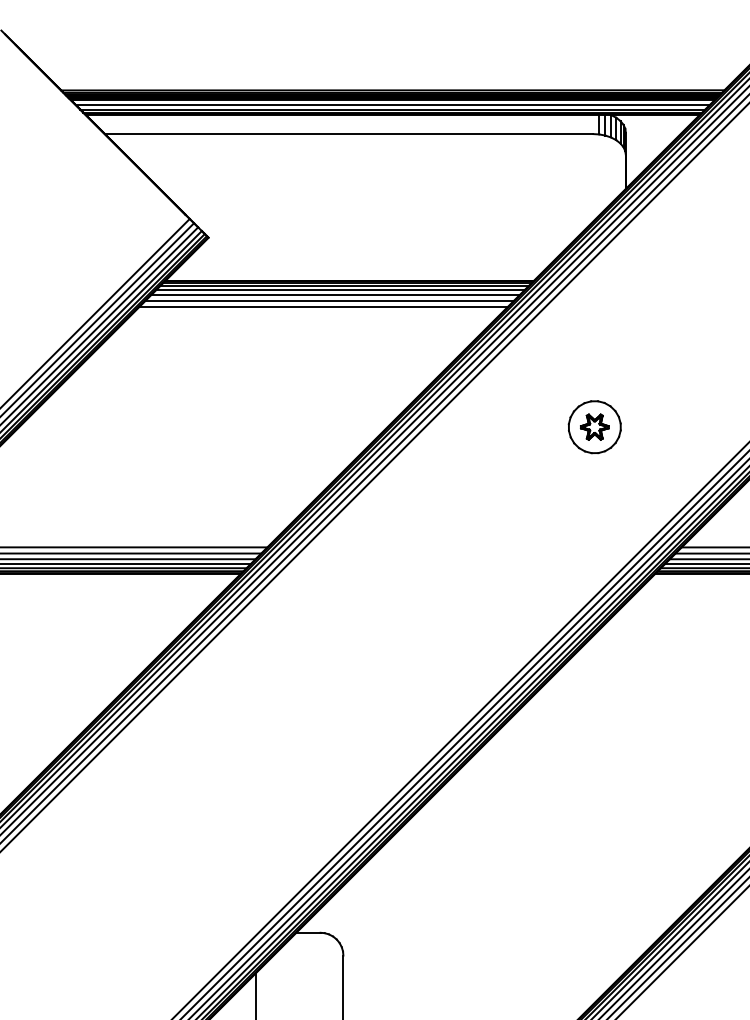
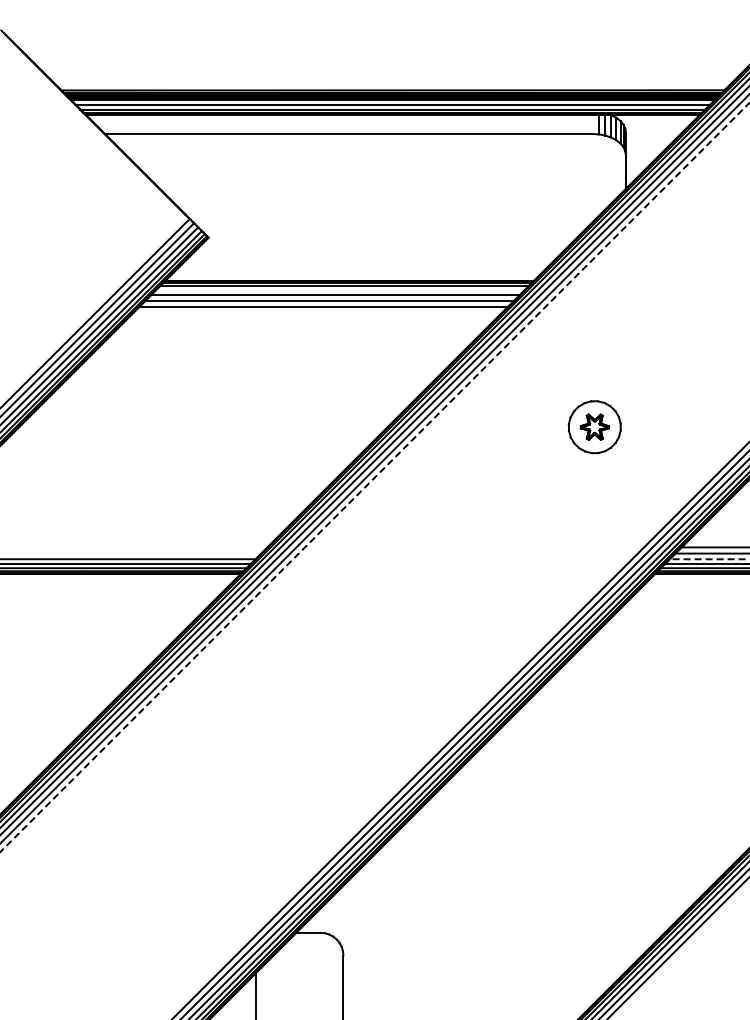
line: present -> none (340, 290)
line: solid -> dashed (375, 477)
line: present -> none (134, 547)
line: present -> none (131, 553)
line: solid -> dashed (709, 559)
line: present -> none (682, 952)
